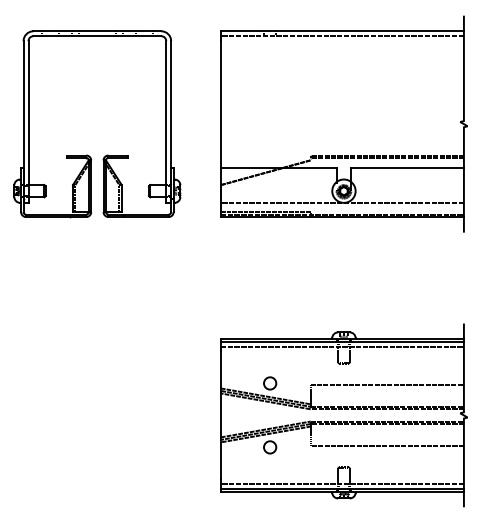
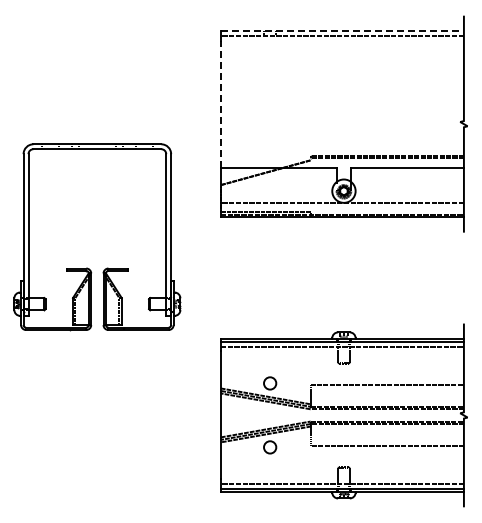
line: solid -> dashed (342, 31)
line: solid -> dashed (220, 103)
part position: (87, 154) -> (87, 267) (87, 267)
